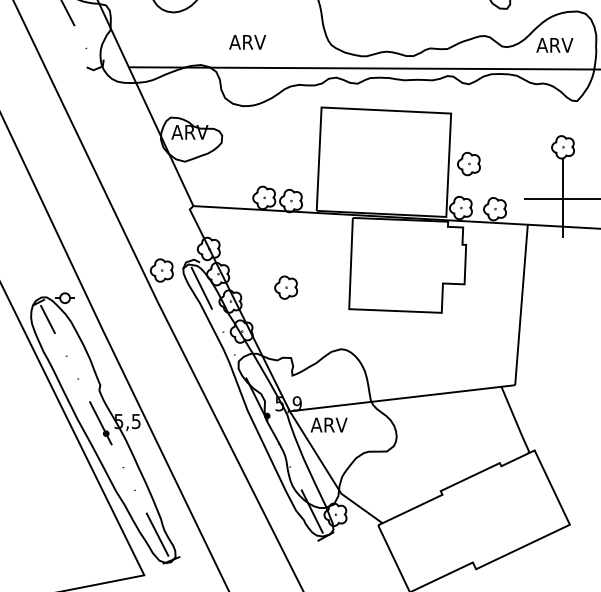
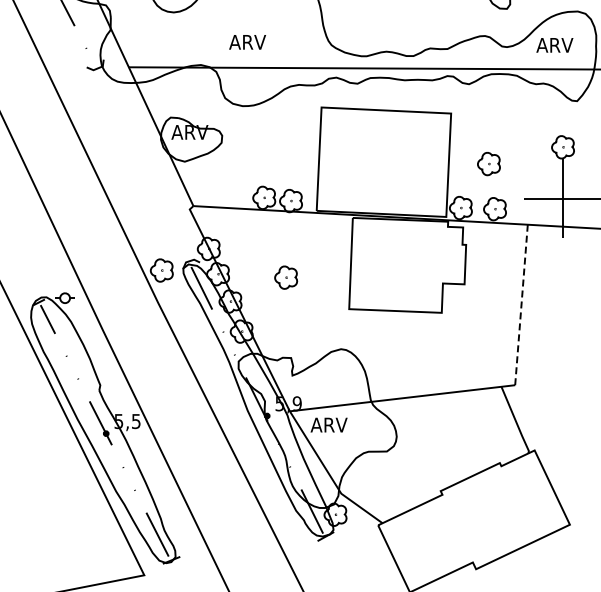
part position: (468, 164) -> (488, 164) (488, 164)
part position: (286, 287) -> (286, 277) (286, 277)
line: solid -> dashed (521, 304)
